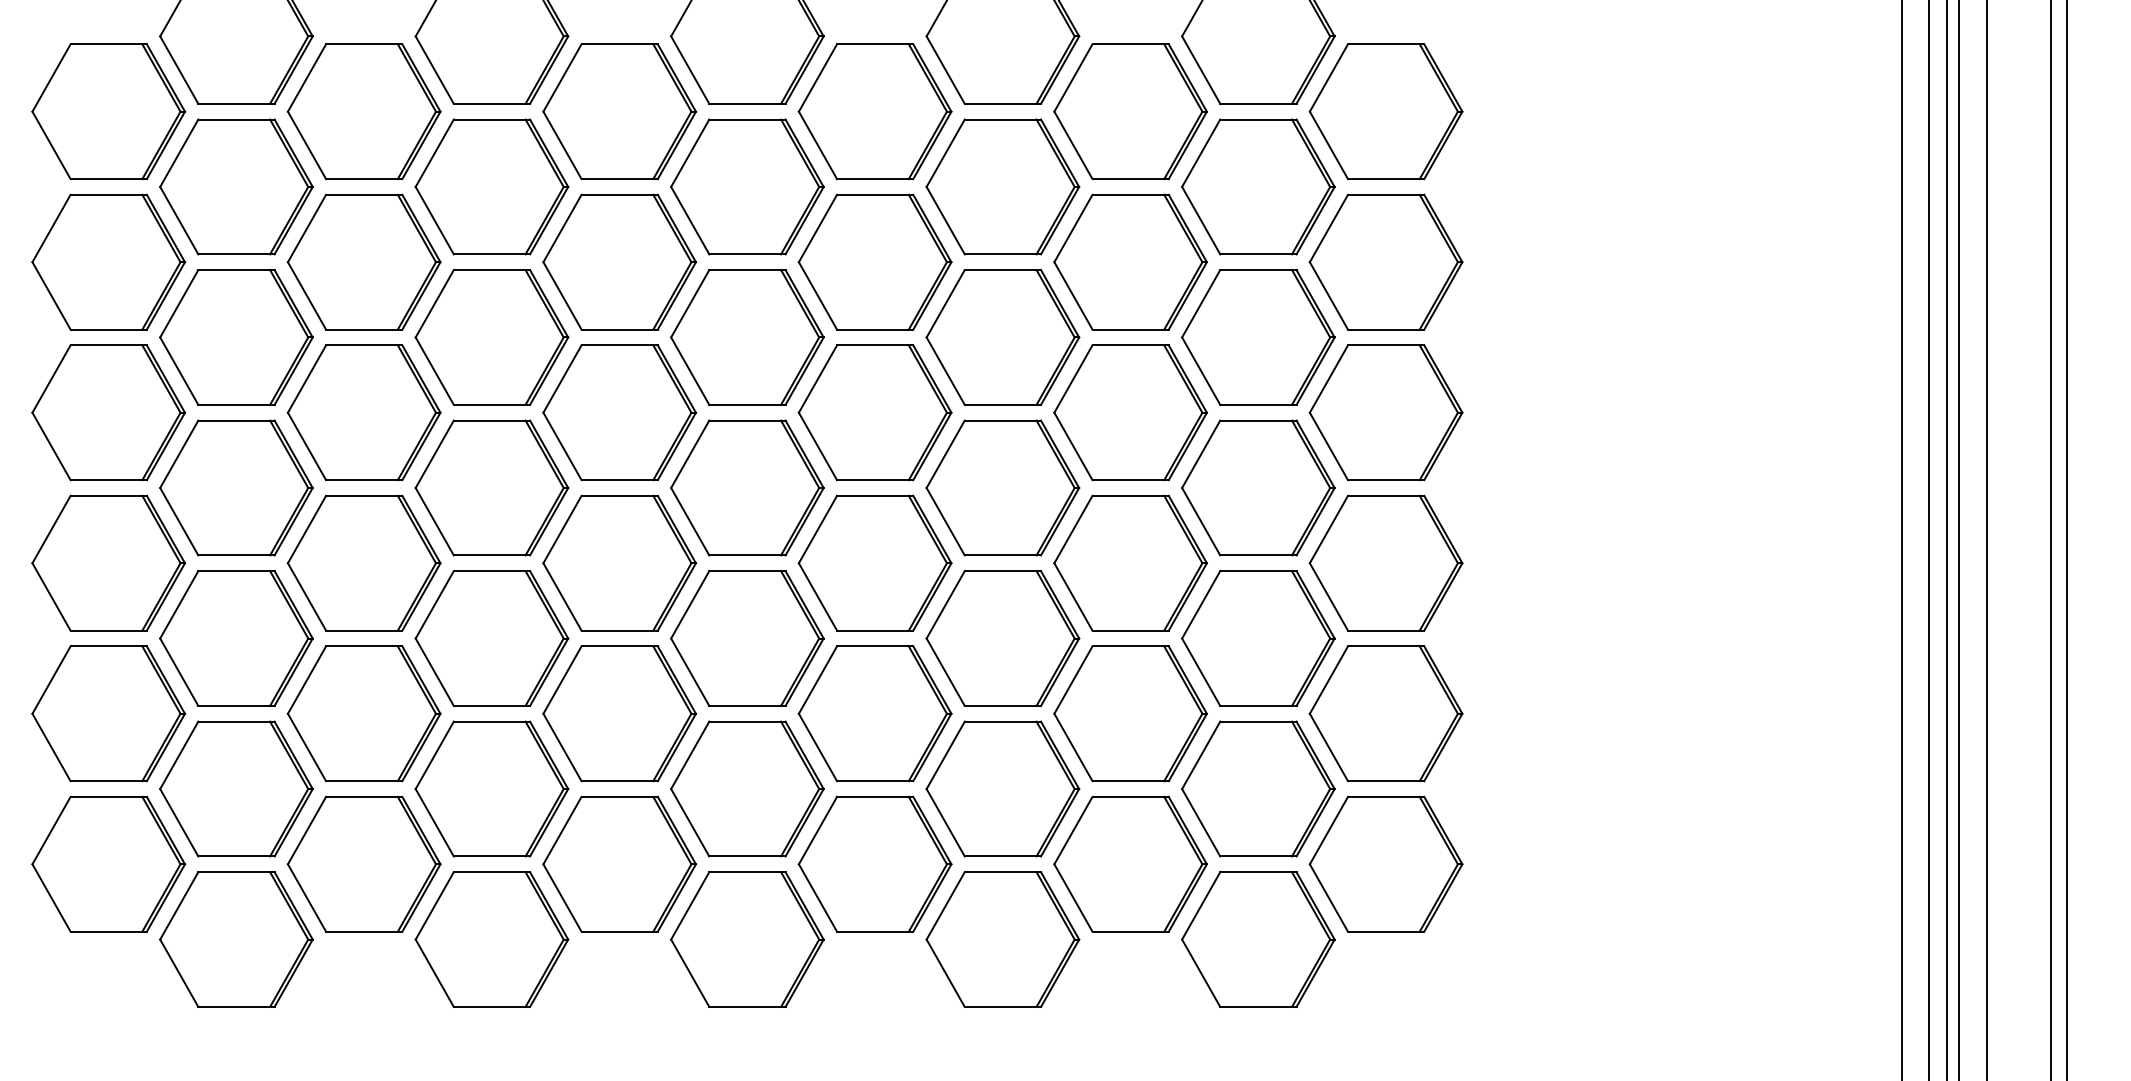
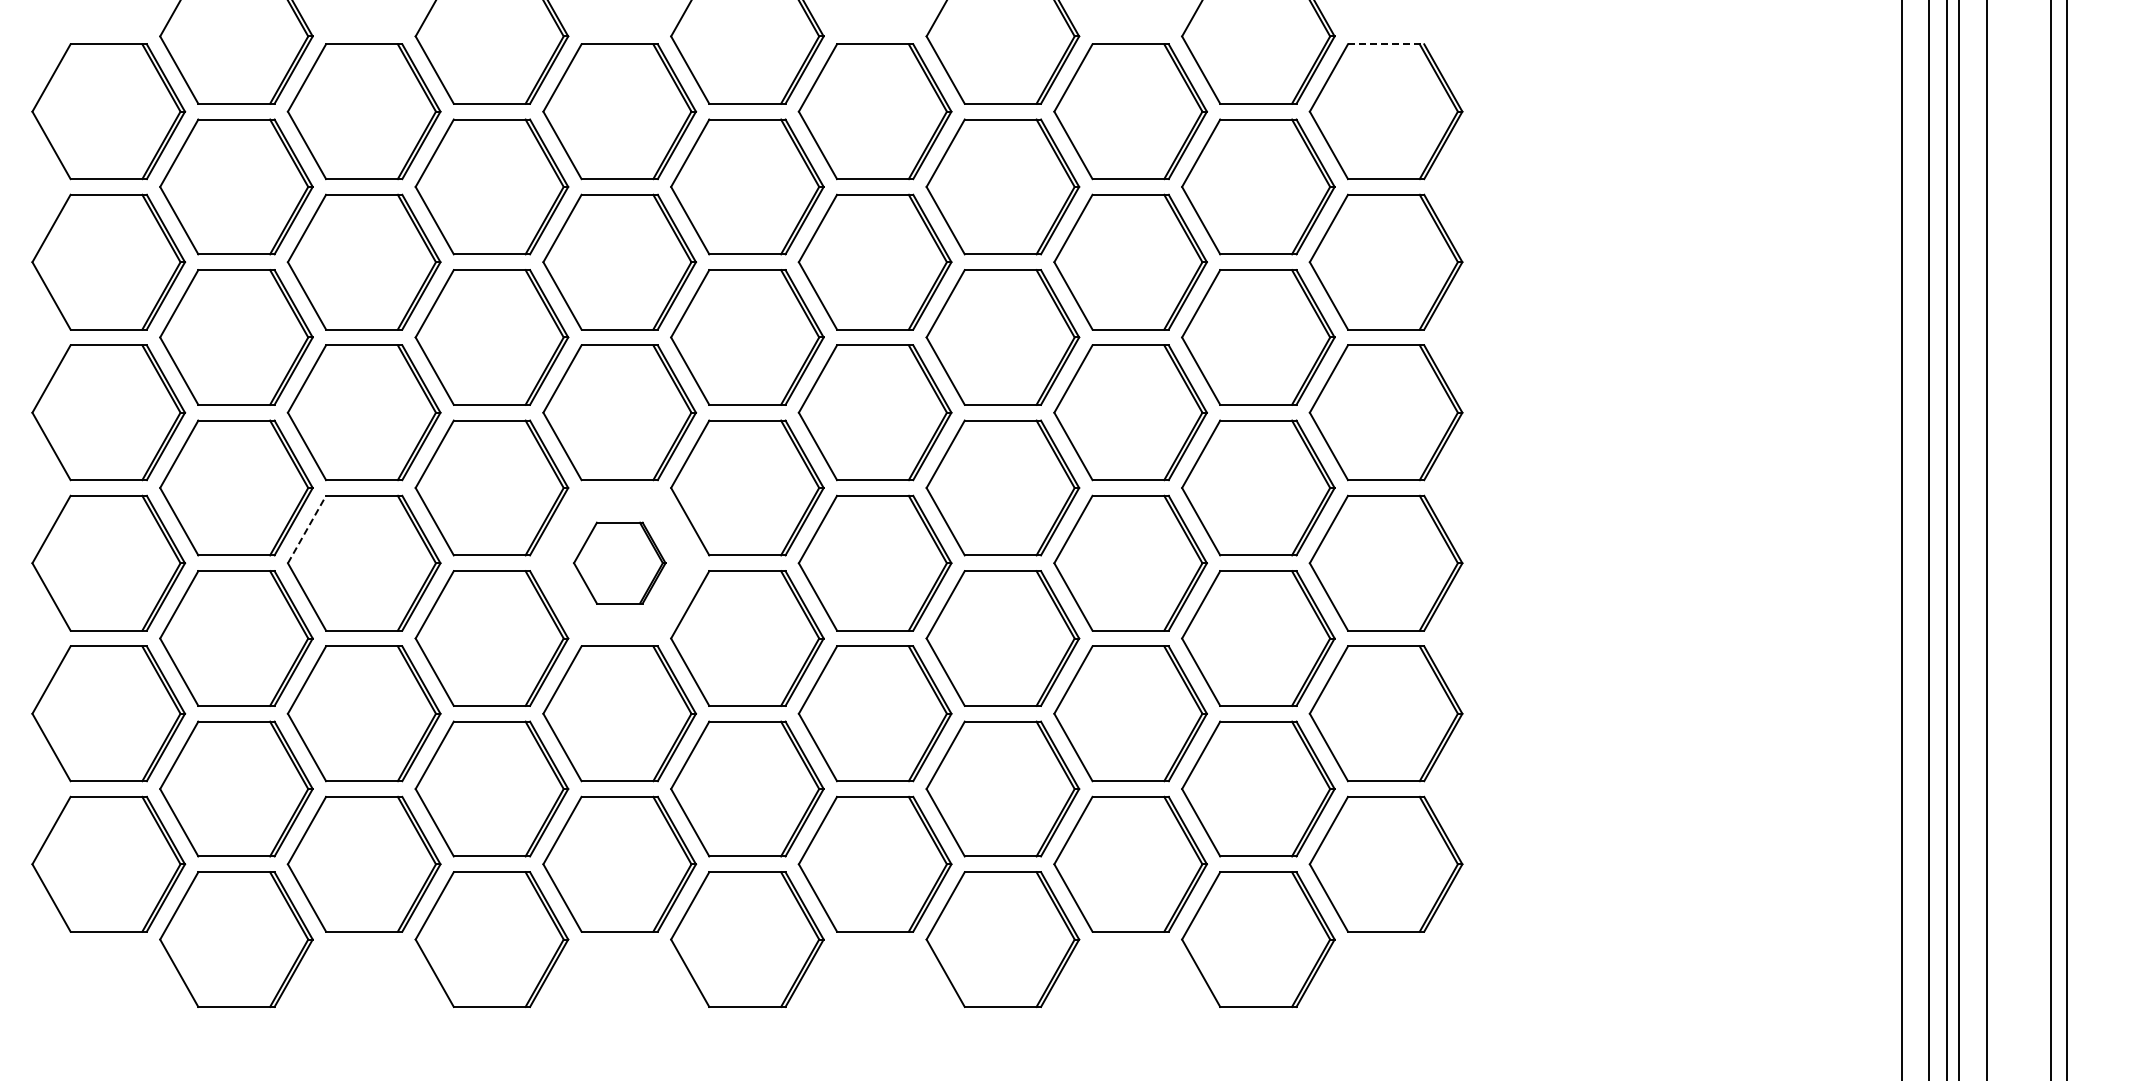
line: solid -> dashed (1386, 44)
line: solid -> dashed (307, 529)
part size: 156x138 px -> 94x84 px (619, 562)
